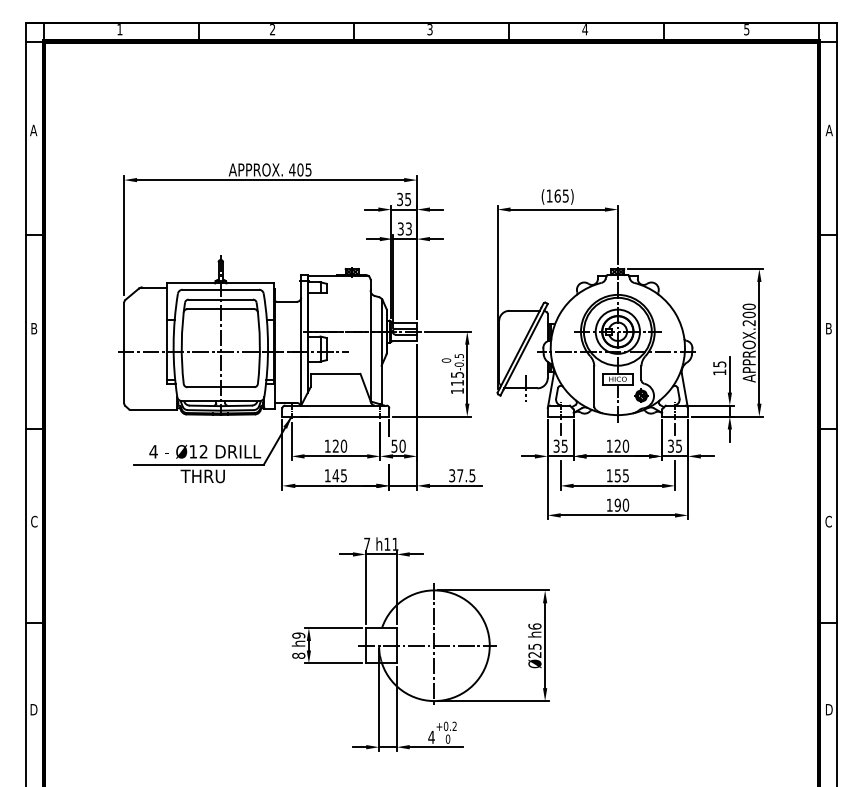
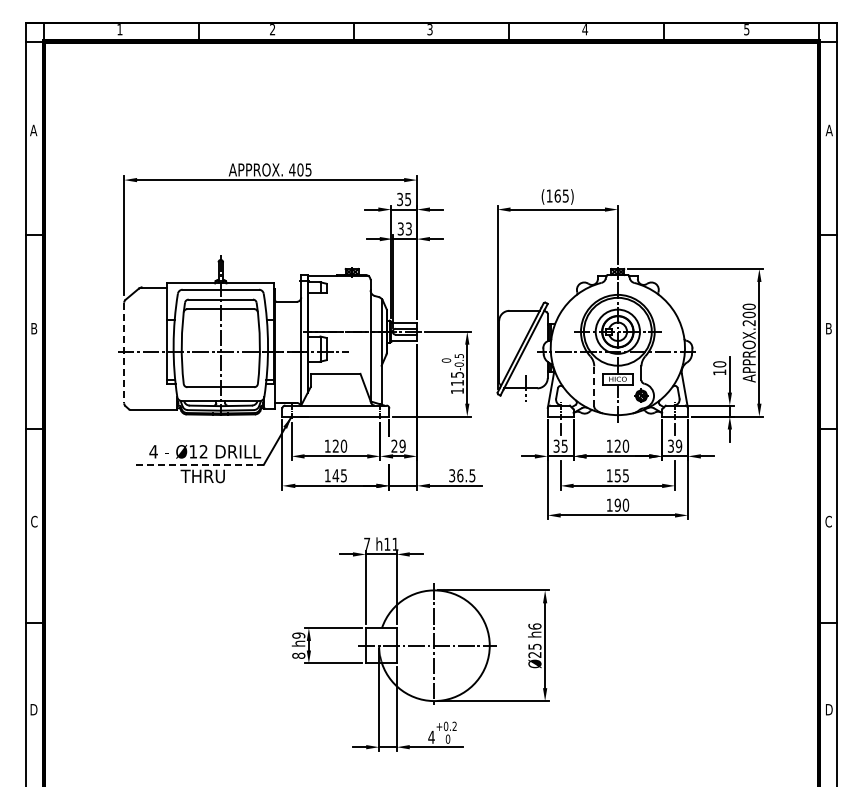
line: solid -> dashed (124, 353)
text: 15 -> 10 (719, 364)
line: solid -> dashed (594, 386)
text: 50 -> 29 (398, 445)
text: 35 -> 39 (678, 445)
line: solid -> dashed (198, 464)
text: 37.5 -> 36.5 (460, 475)
